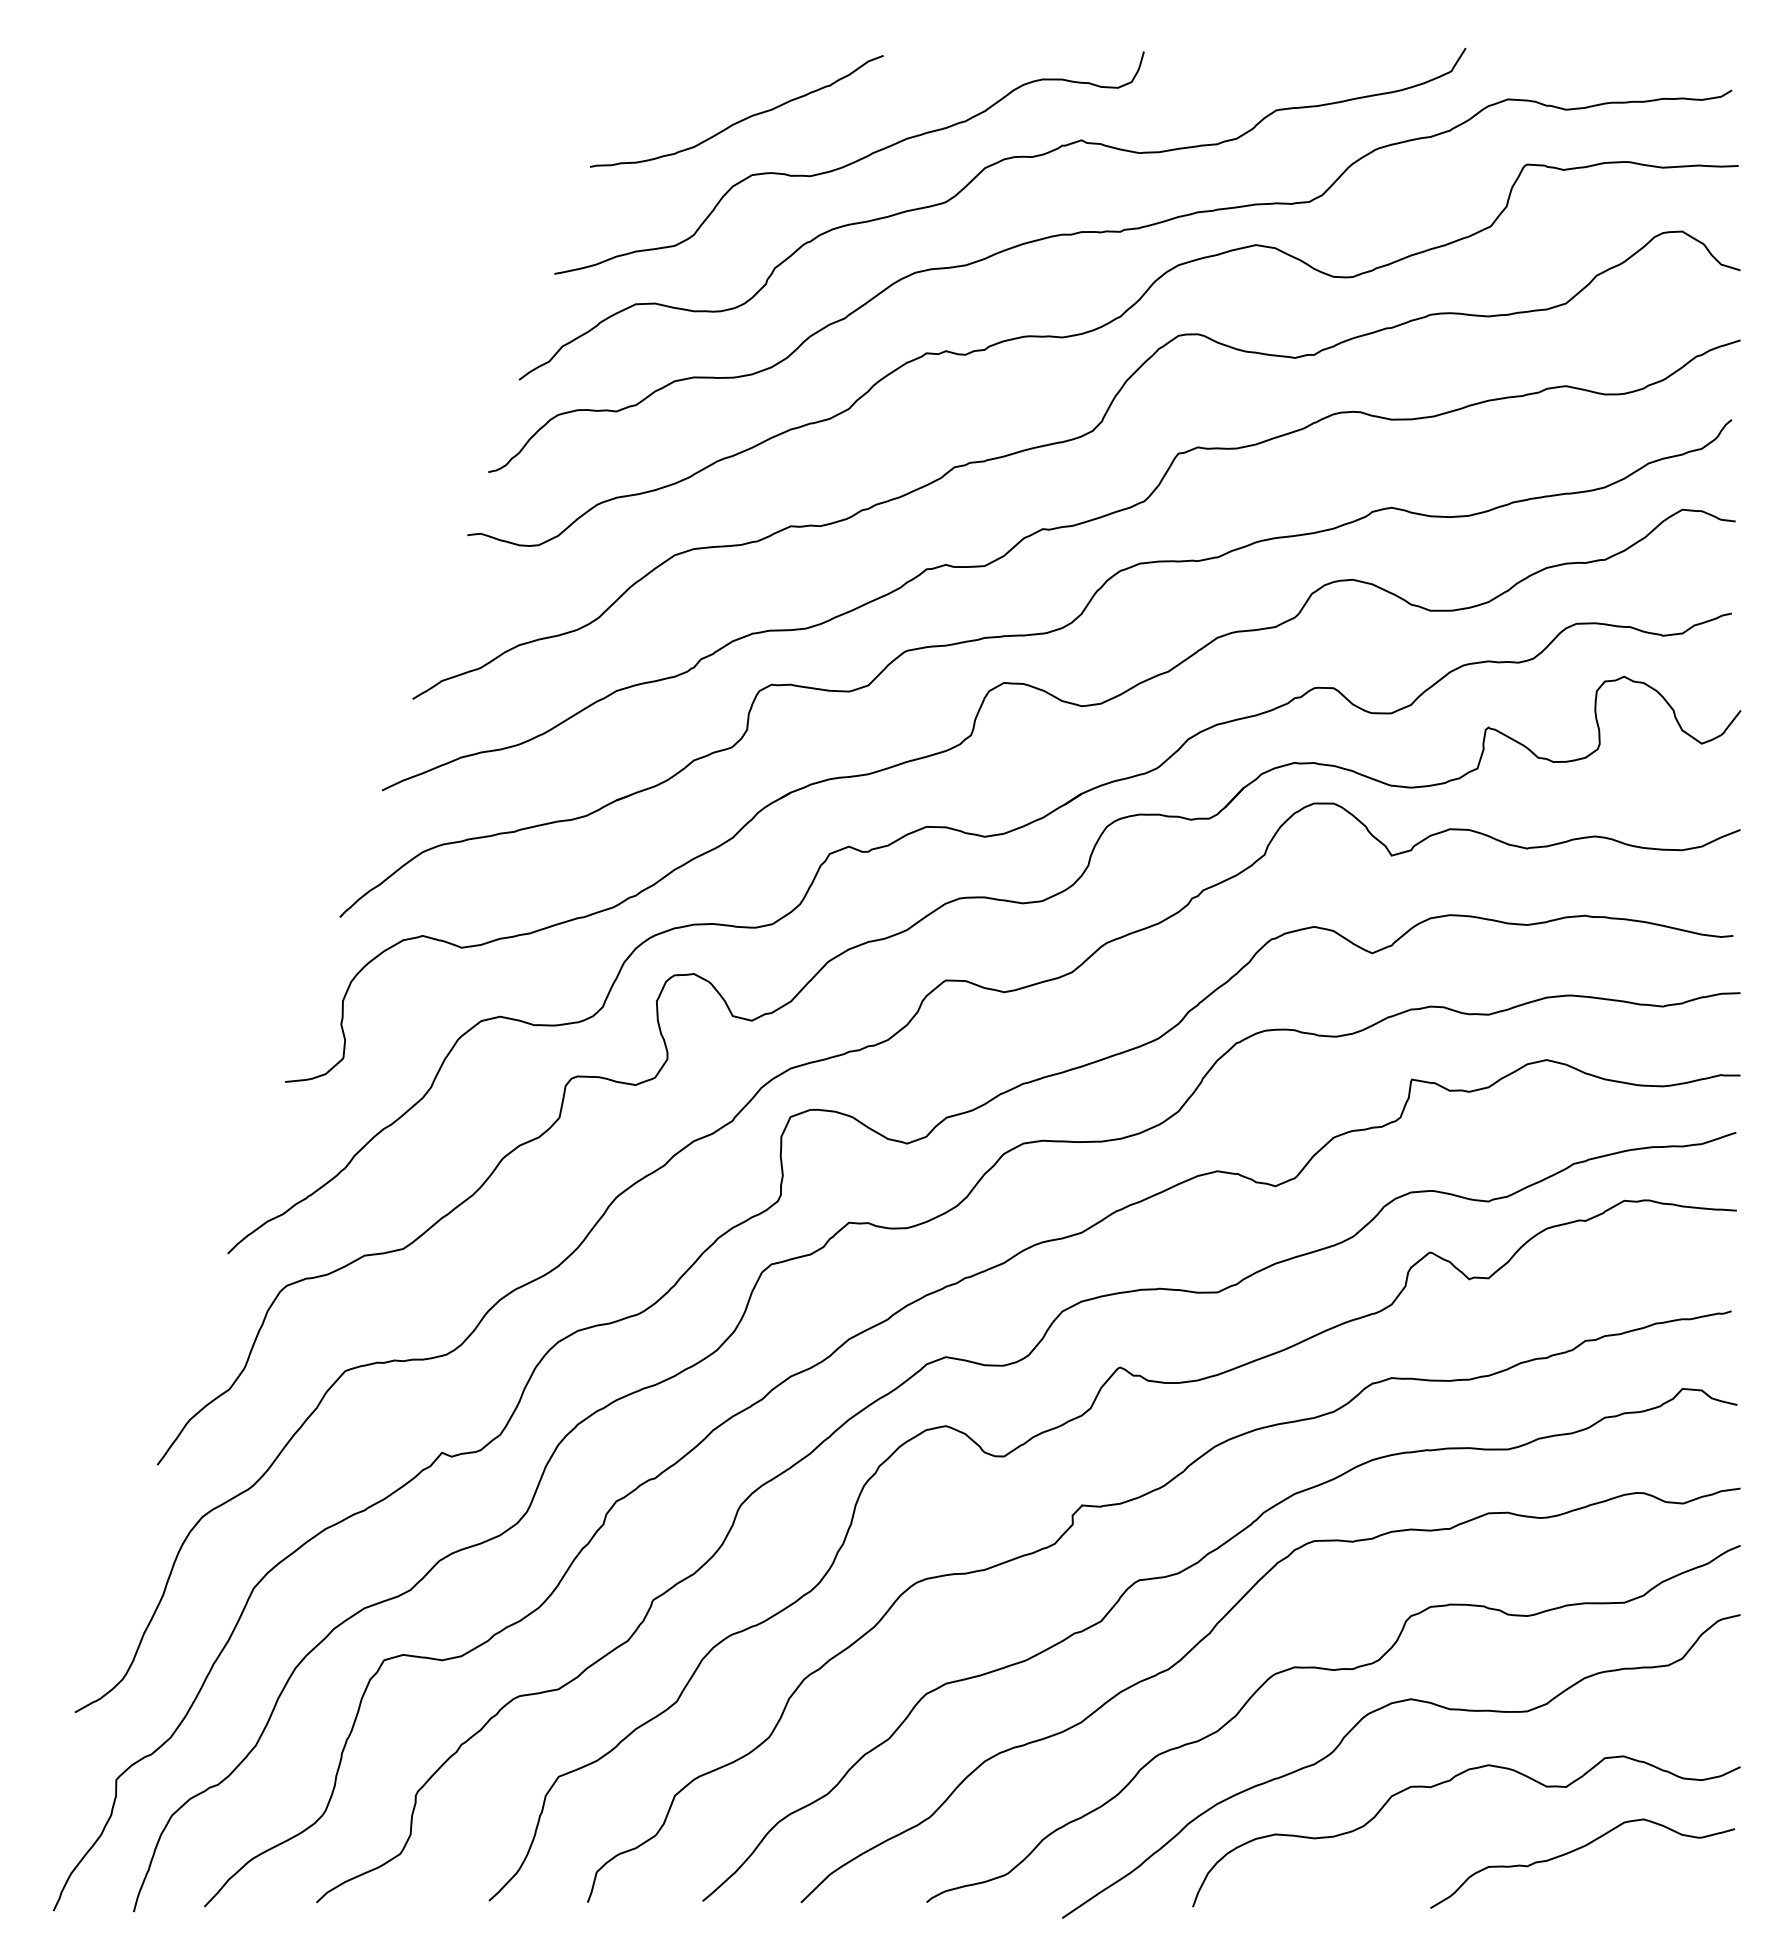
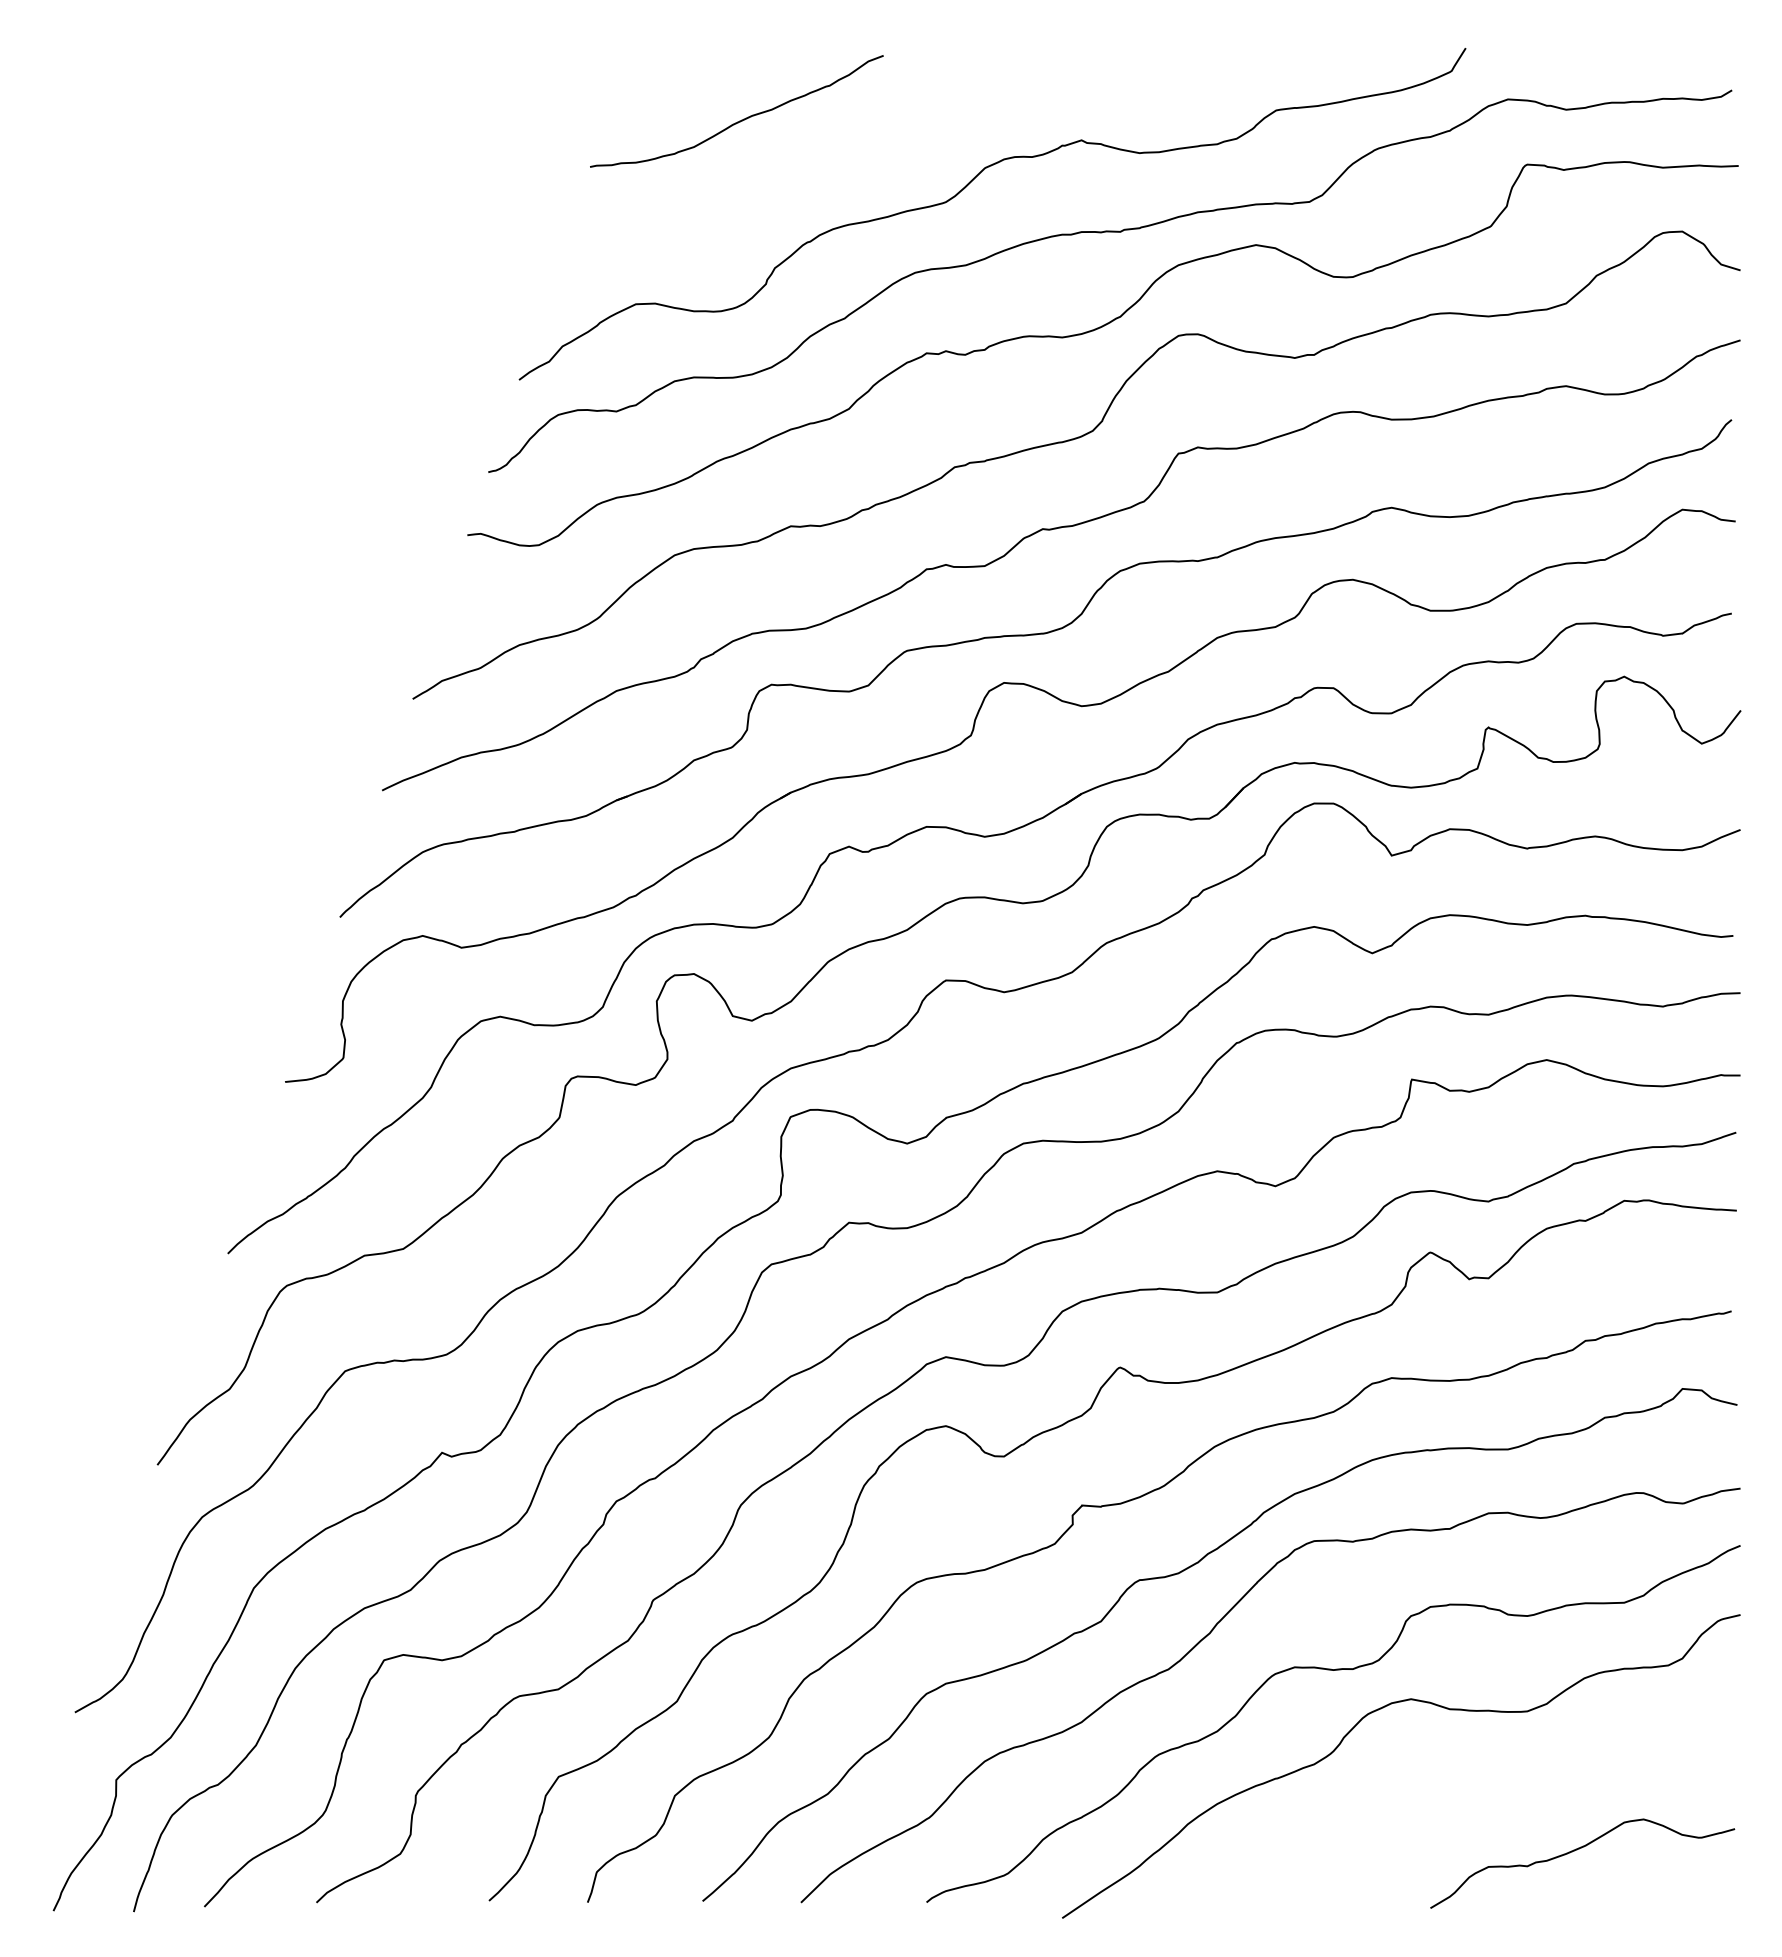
curve: present -> none (849, 163)
curve: present -> none (1450, 1781)
